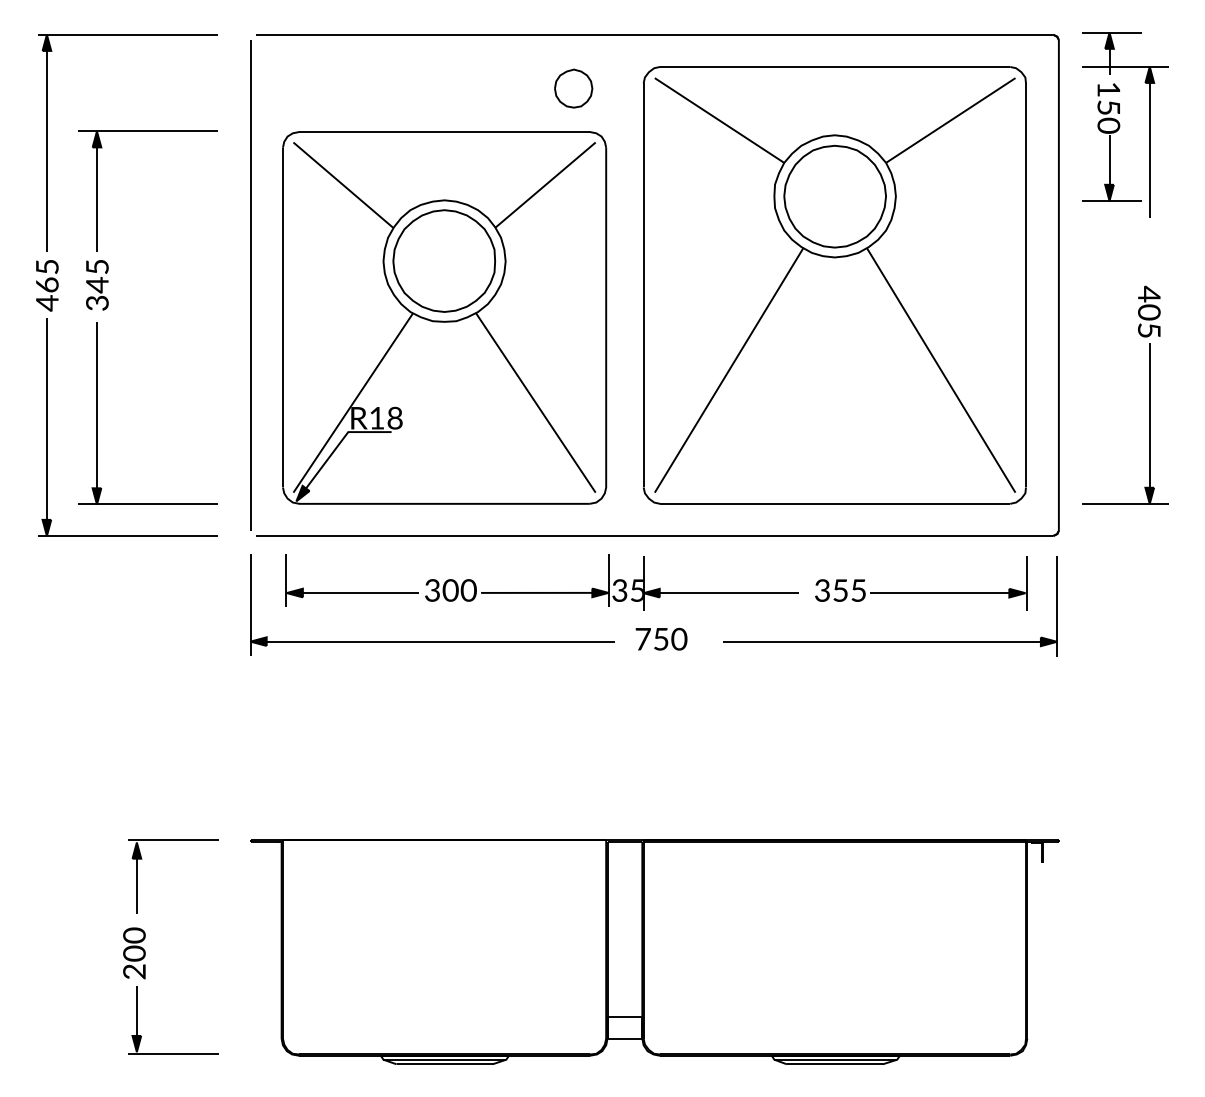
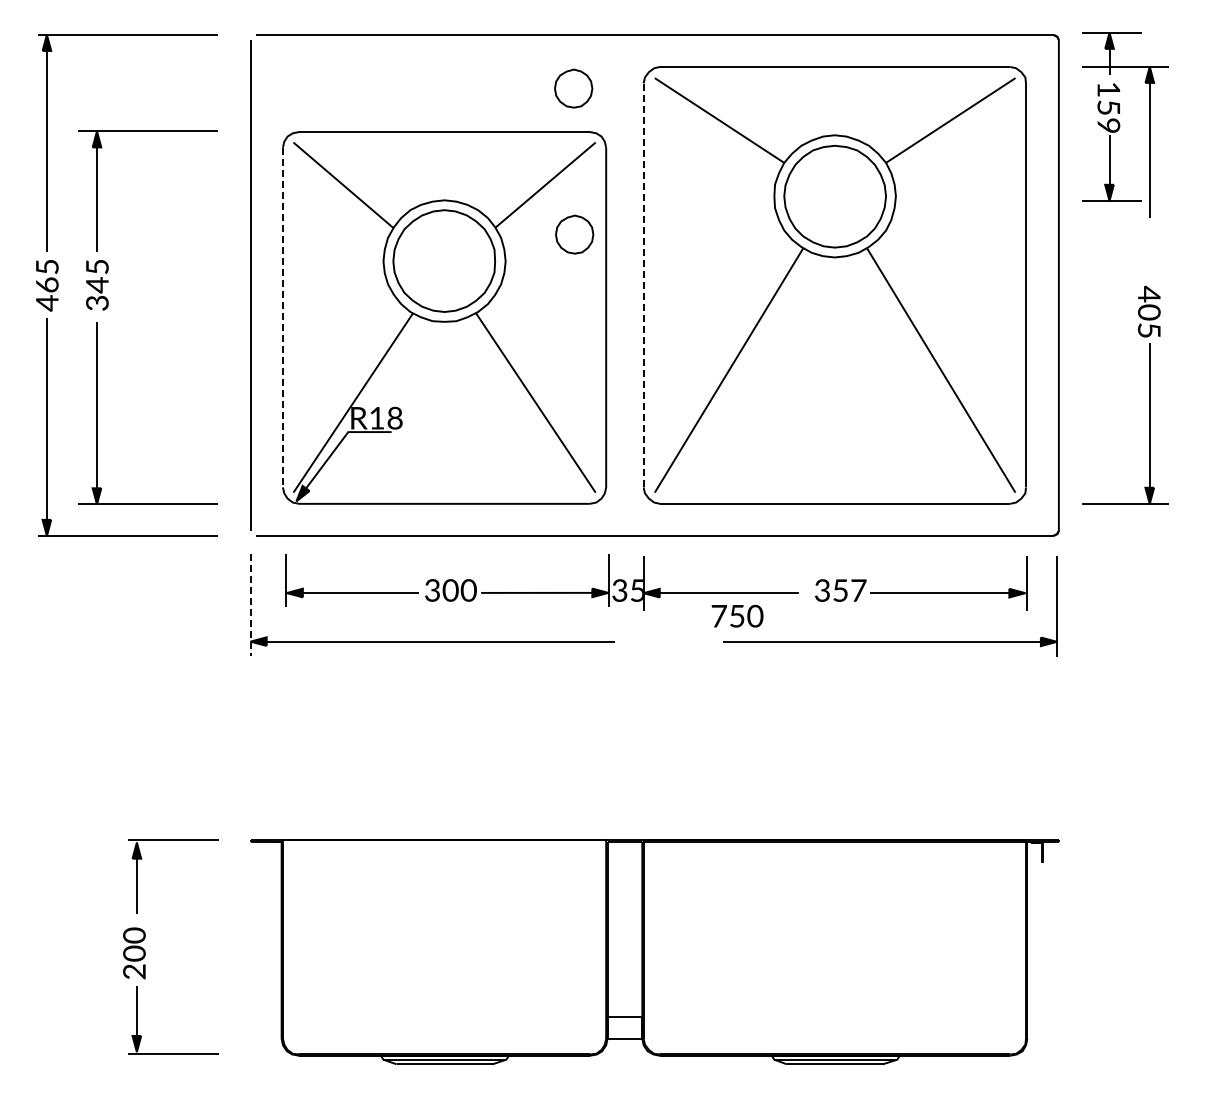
text: 150 -> 159 (1107, 125)
part: none -> present (574, 234)
line: solid -> dashed (643, 284)
line: solid -> dashed (282, 317)
text: 355 -> 357 (858, 590)
line: solid -> dashed (250, 605)
text position: (661, 638) -> (737, 615) (737, 615)
